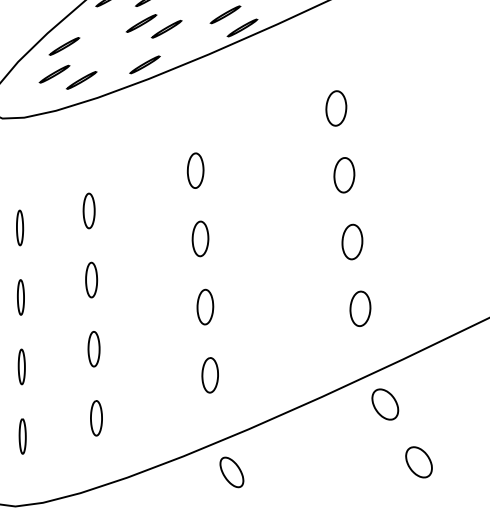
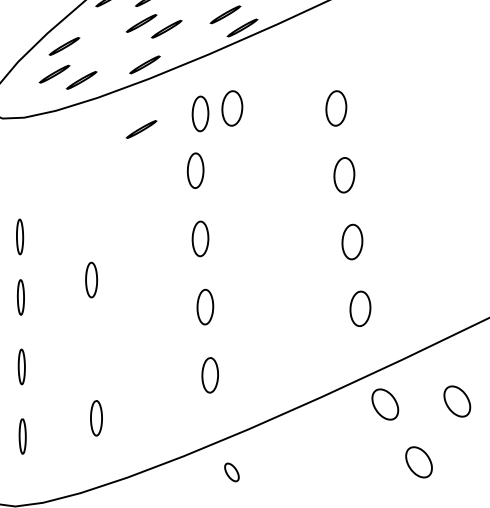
part: none -> present (232, 108)
part: none -> present (200, 113)
part: none -> present (141, 129)
part: present -> none (88, 210)
part position: (20, 227) -> (20, 236) (20, 236)
part: present -> none (93, 349)
part: none -> present (457, 401)
part size: 26x33 px -> 16x21 px (231, 472)
